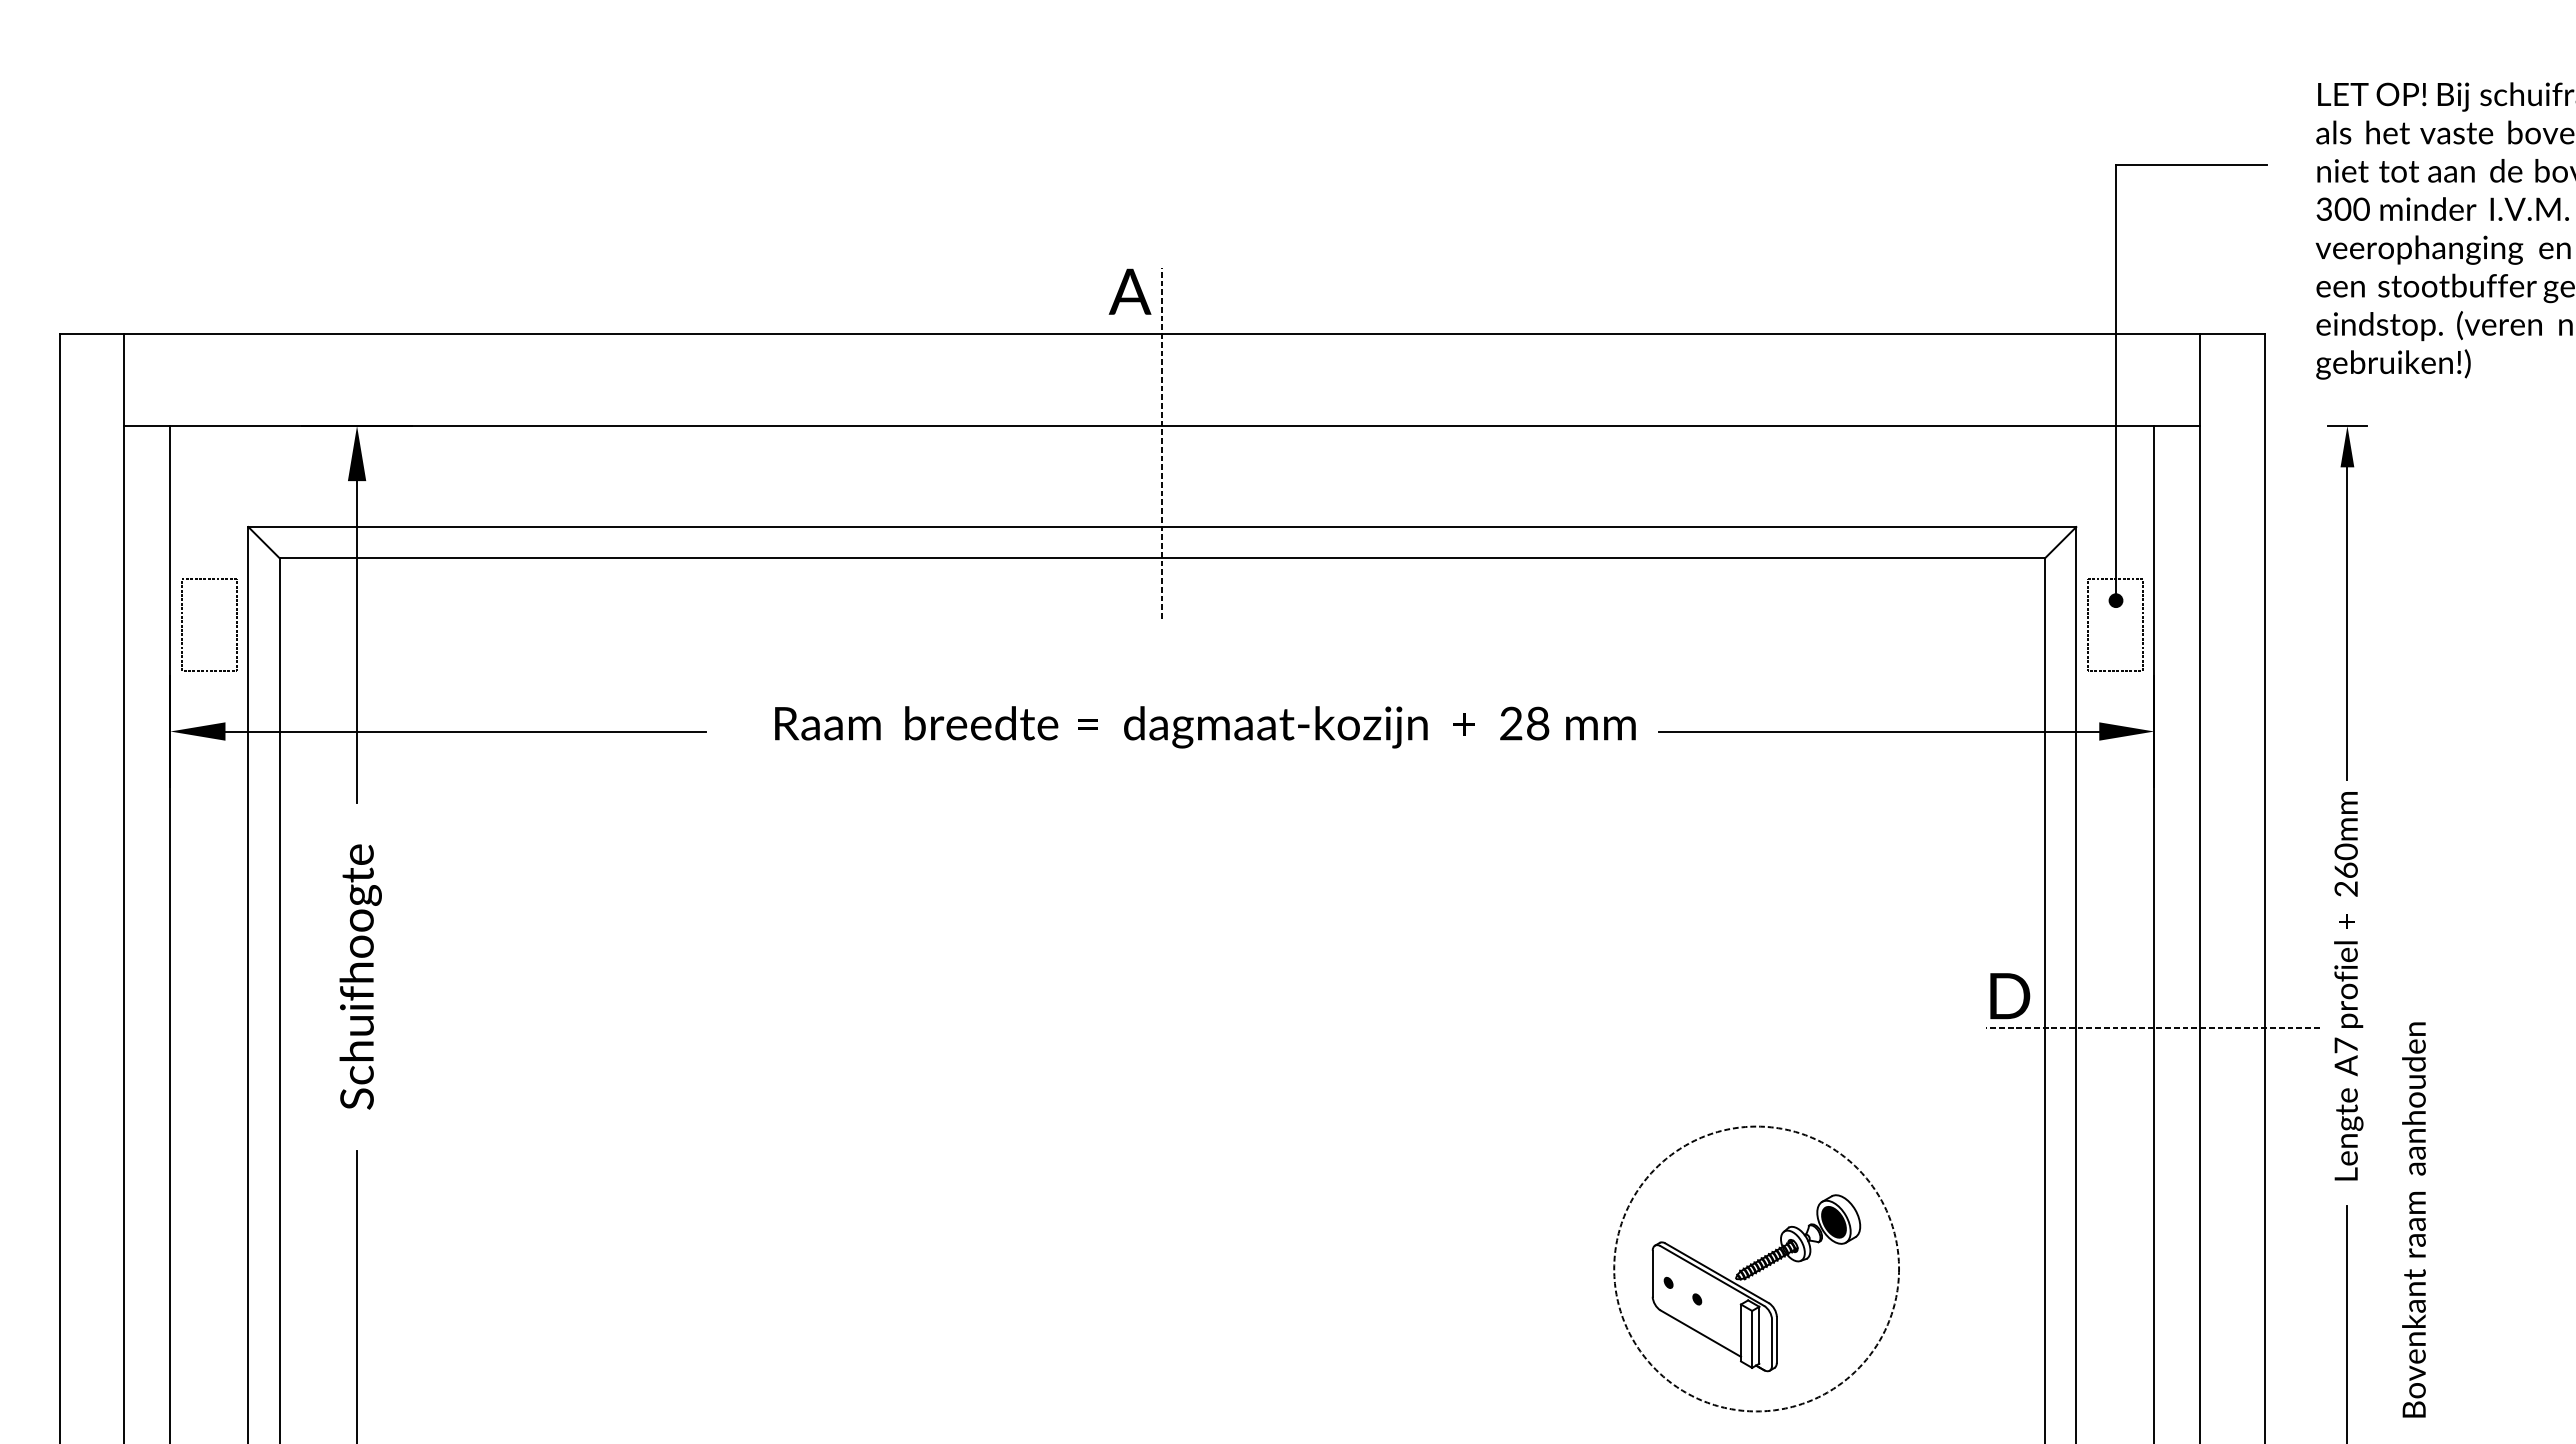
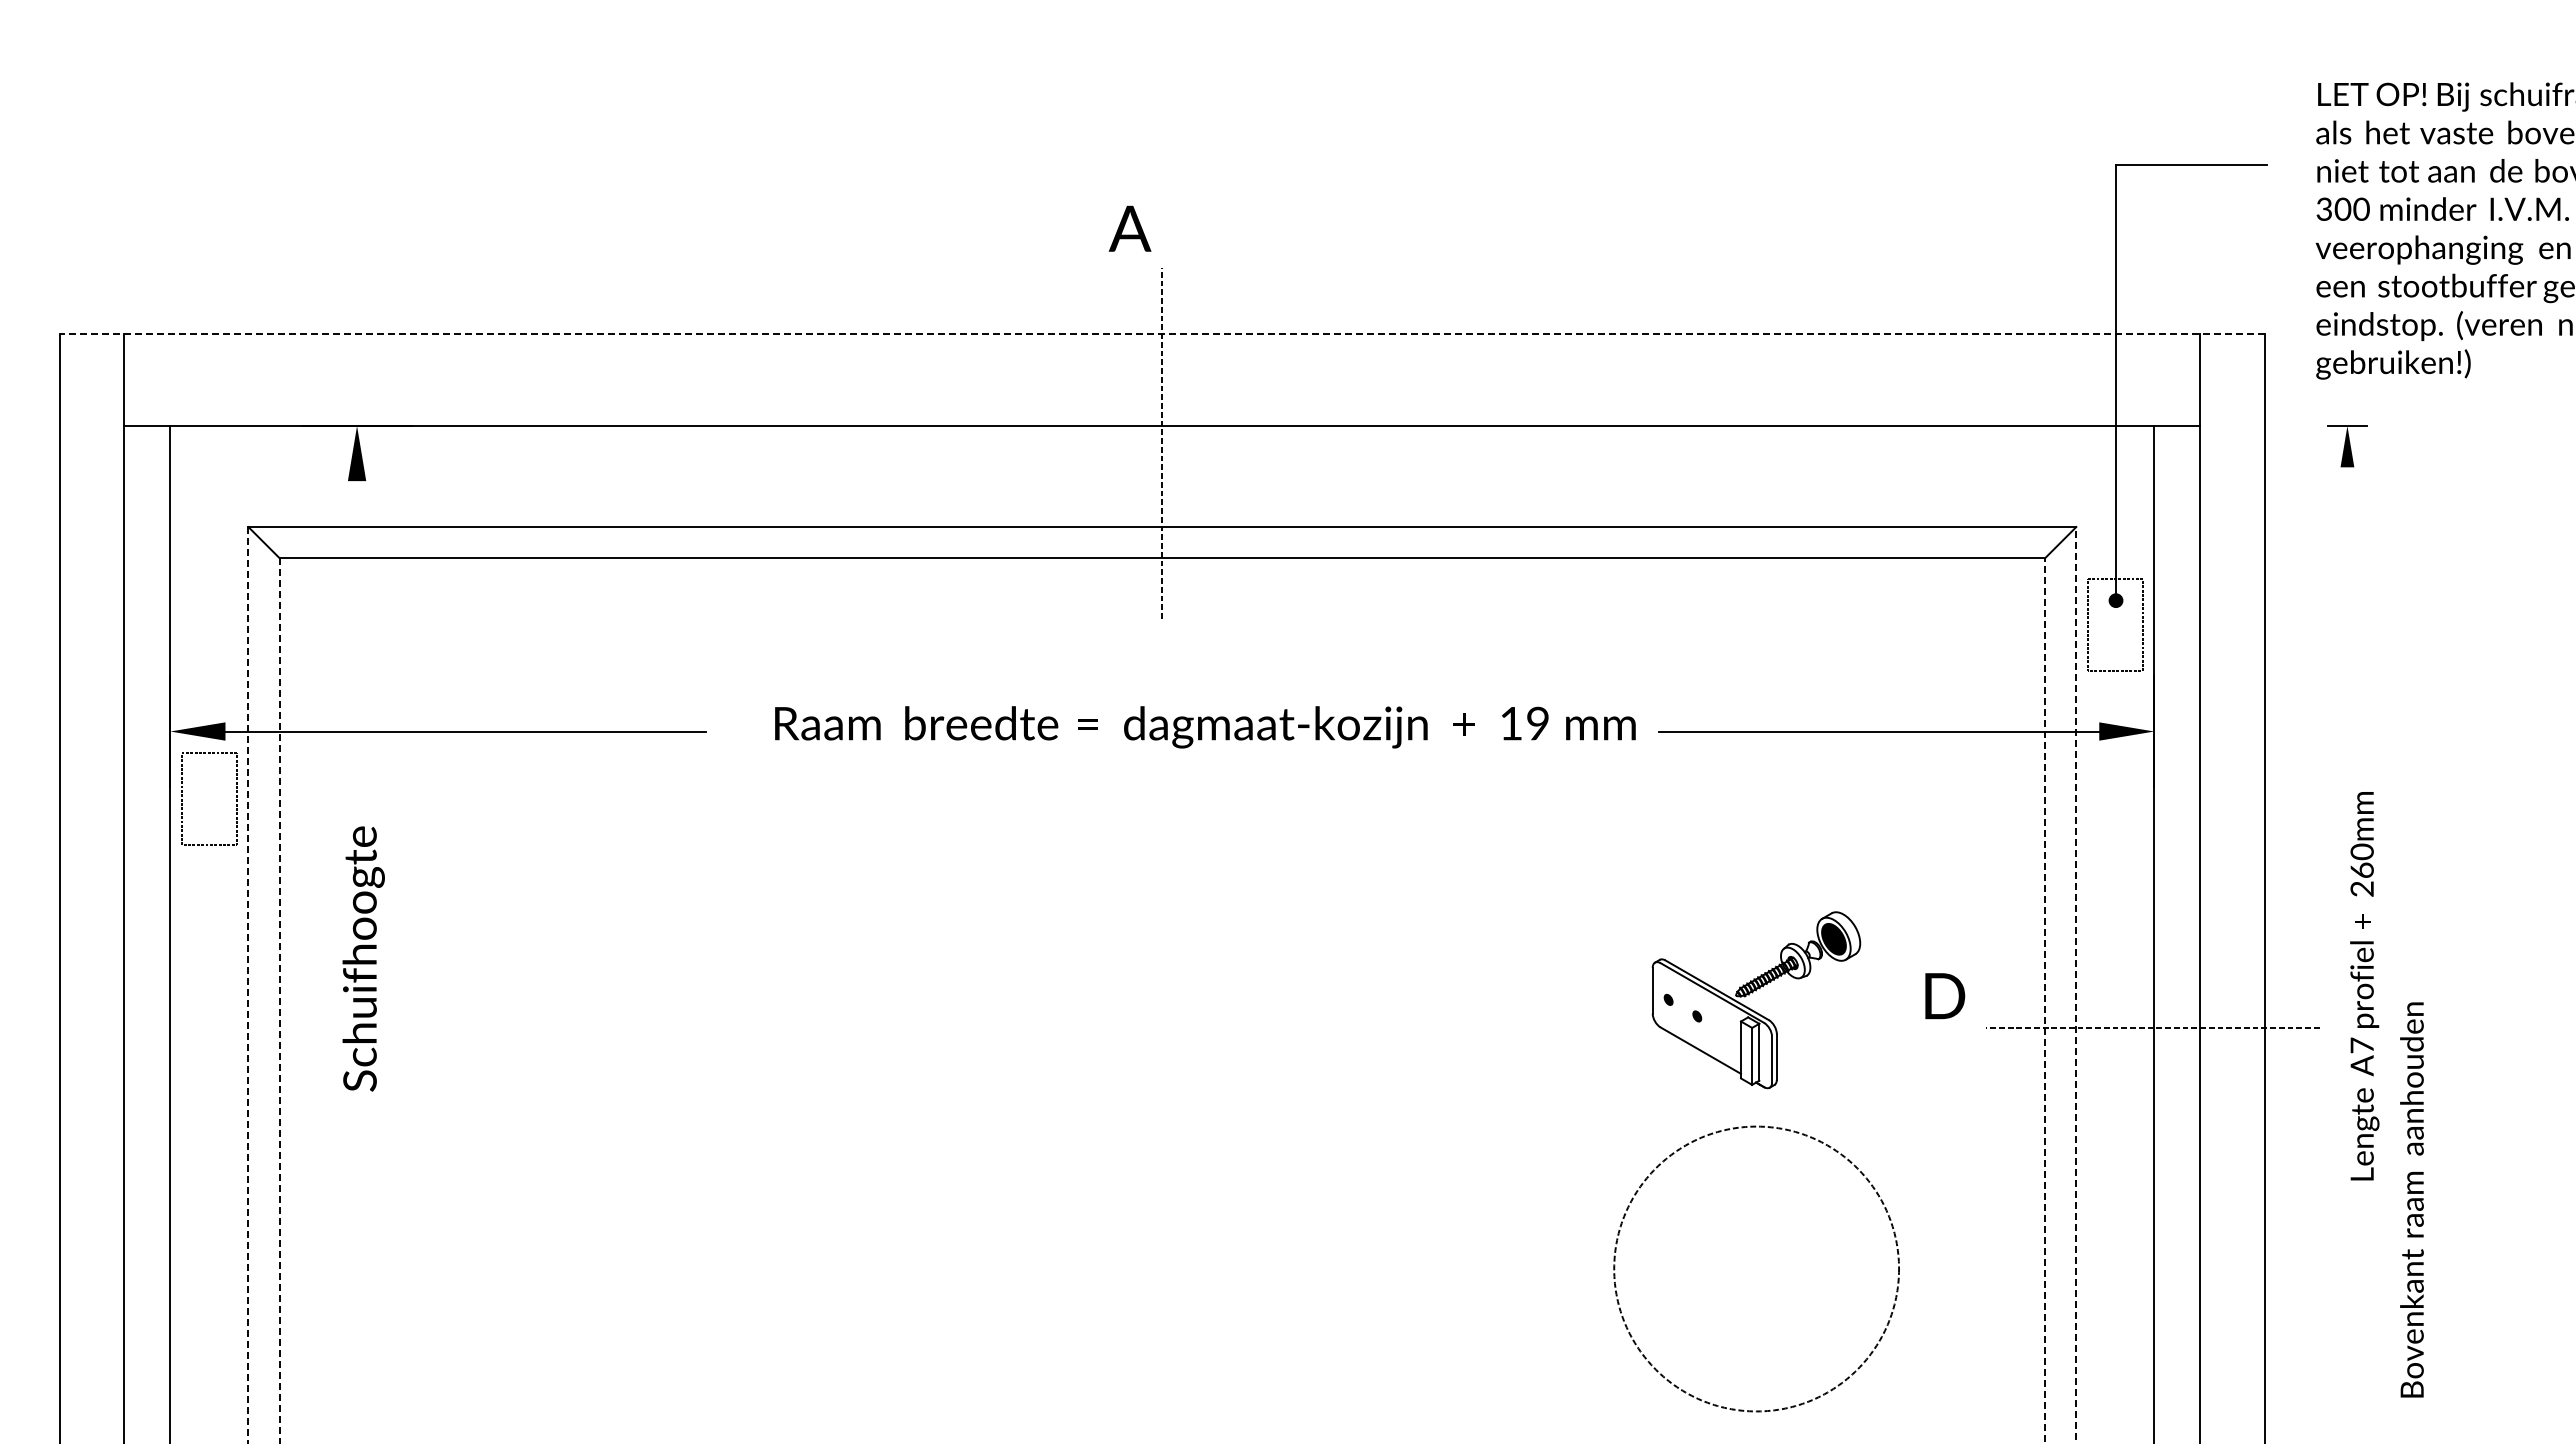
text position: (1129, 291) -> (1129, 228) (1129, 228)
line: solid -> dashed (1161, 334)
part position: (236, 623) -> (236, 797) (236, 797)
line: present -> none (2347, 623)
line: present -> none (357, 642)
text: 28 -> 19 (1524, 723)
text position: (360, 976) -> (363, 958) (363, 958)
line: solid -> dashed (2076, 984)
line: solid -> dashed (248, 985)
text position: (2348, 986) -> (2364, 986) (2364, 986)
text position: (2010, 996) -> (1945, 996) (1945, 996)
line: solid -> dashed (2045, 1000)
line: solid -> dashed (279, 1001)
text position: (2413, 1219) -> (2411, 1199) (2411, 1199)
part position: (1752, 1276) -> (1752, 993) (1752, 993)
line: present -> none (357, 1295)
line: present -> none (2347, 1323)
